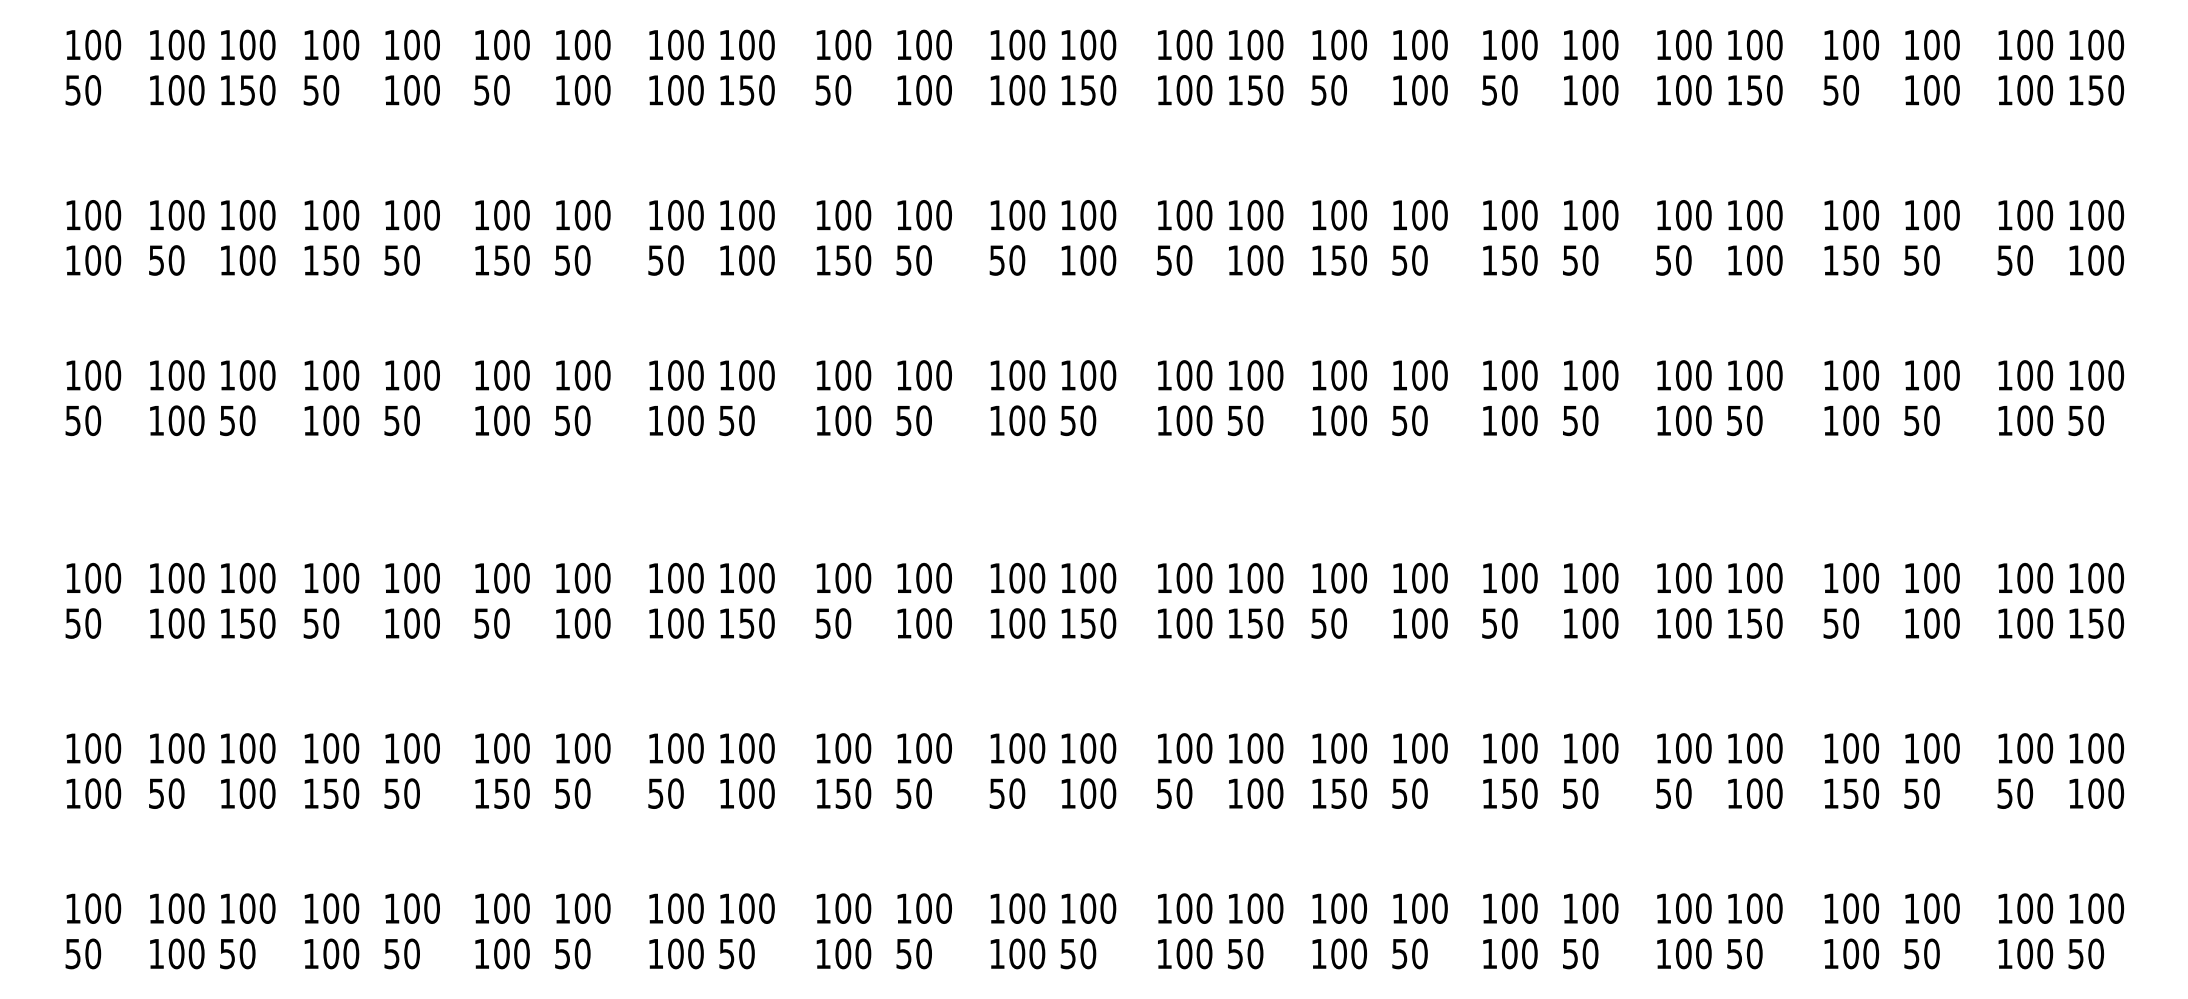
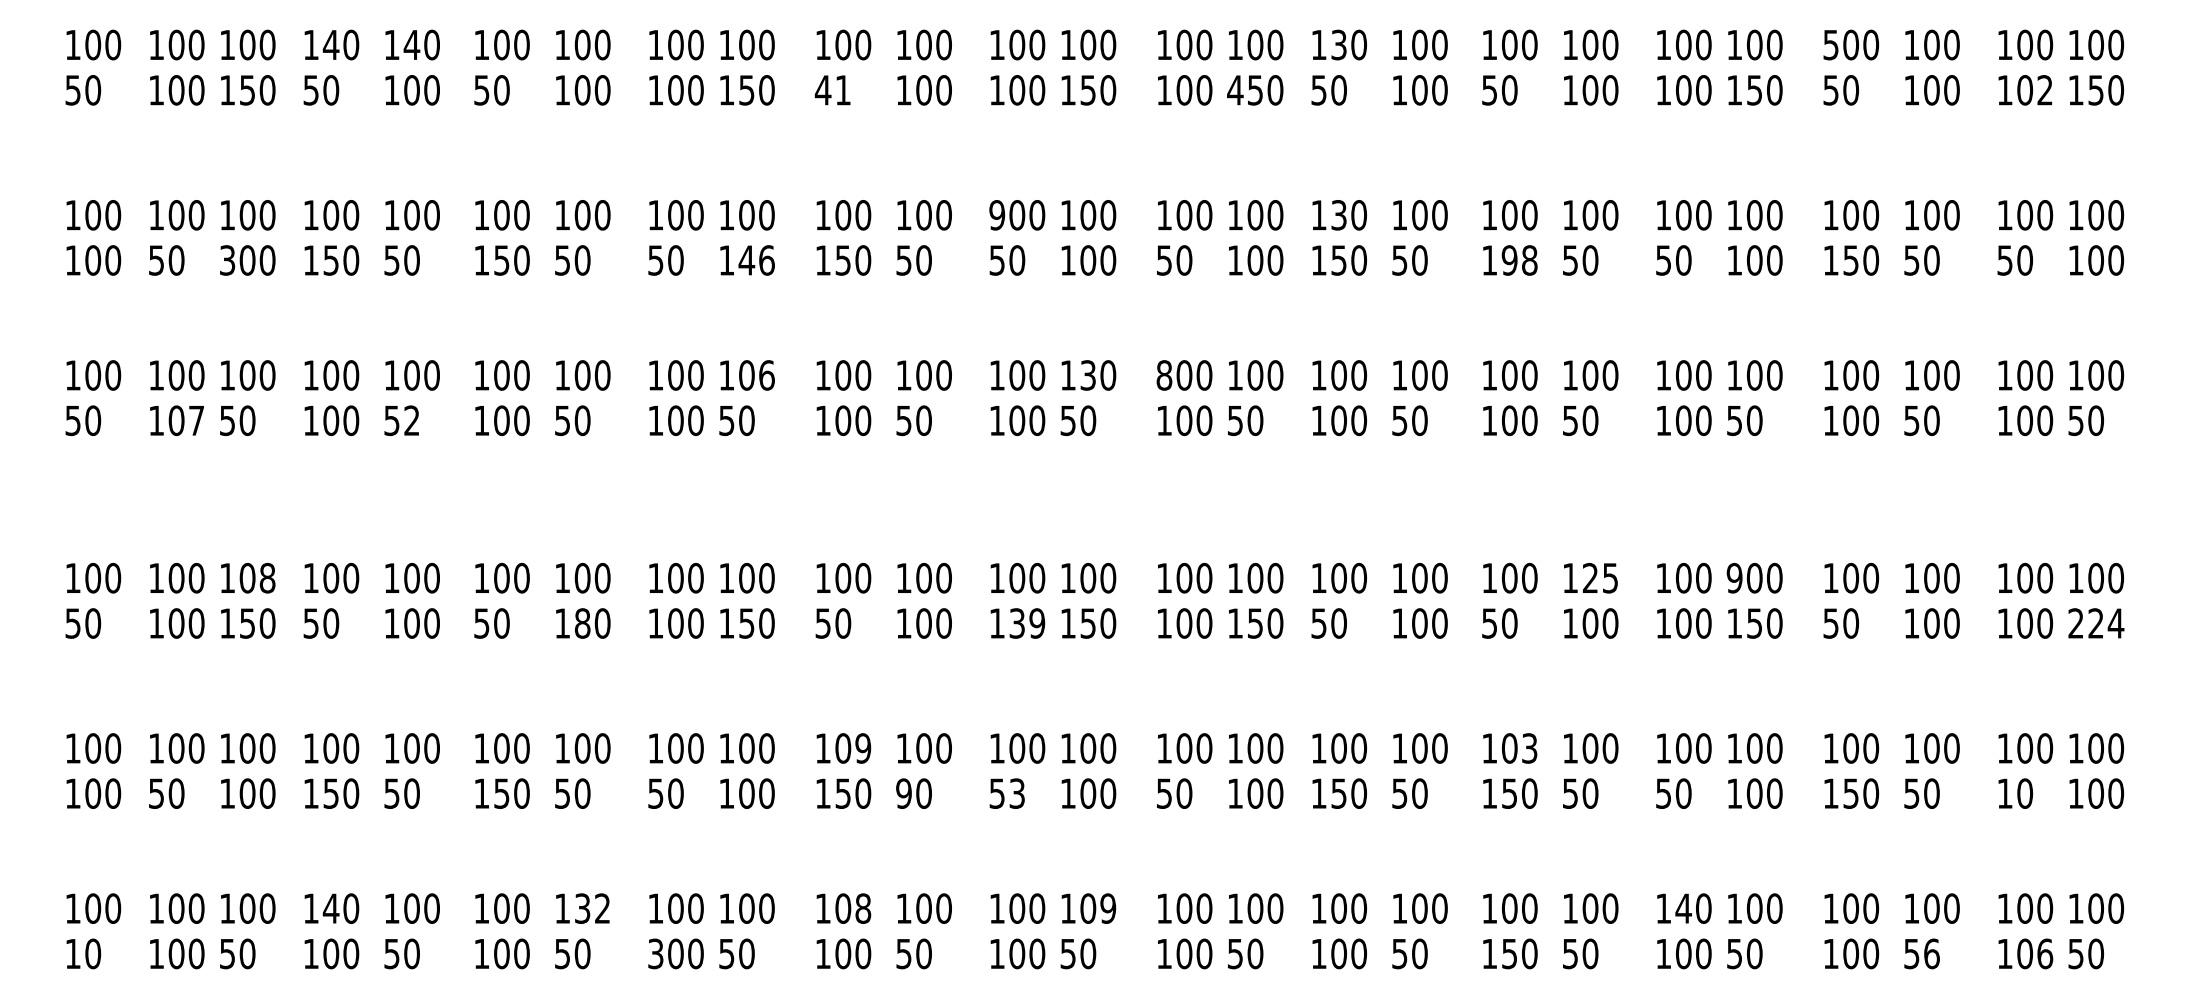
text: 100 -> 140 (330, 44)
text: 100 -> 140 (411, 44)
text: 100 -> 130 (1338, 44)
text: 100 -> 500 (1830, 45)
text: 50 -> 41 (832, 90)
text: 150 -> 450 (1235, 90)
text: 100 -> 102 (2045, 90)
text: 100 -> 900 (997, 215)
text: 100 -> 130 (1338, 215)
text: 100 -> 300 (227, 260)
text: 100 -> 146 (756, 260)
text: 150 -> 198 (1519, 260)
text: 100 -> 106 (766, 375)
text: 100 -> 130 (1088, 375)
text: 100 -> 800 (1164, 375)
text: 100 -> 107 (196, 420)
text: 50 -> 52 (411, 420)
text: 100 -> 125 (1600, 577)
text: 100 -> 900 (1734, 577)
text: 100 -> 108 (267, 578)
text: 100 -> 180 (582, 623)
text: 100 -> 139 (1027, 623)
text: 150 -> 224 (2096, 623)
text: 100 -> 109 (863, 748)
text: 100 -> 103 (1529, 748)
text: 50 -> 90 (903, 793)
text: 50 -> 53 (1017, 793)
text: 50 -> 10 (2004, 793)
text: 100 -> 140 (330, 908)
text: 100 -> 132 (592, 908)
text: 100 -> 108 (863, 908)
text: 100 -> 109 (1108, 908)
text: 100 -> 140 (1683, 908)
text: 100 -> 300 (655, 953)
text: 100 -> 150 (1509, 953)
text: 50 -> 56 (1931, 953)
text: 100 -> 106 (2045, 953)
text: 50 -> 10 (72, 954)
